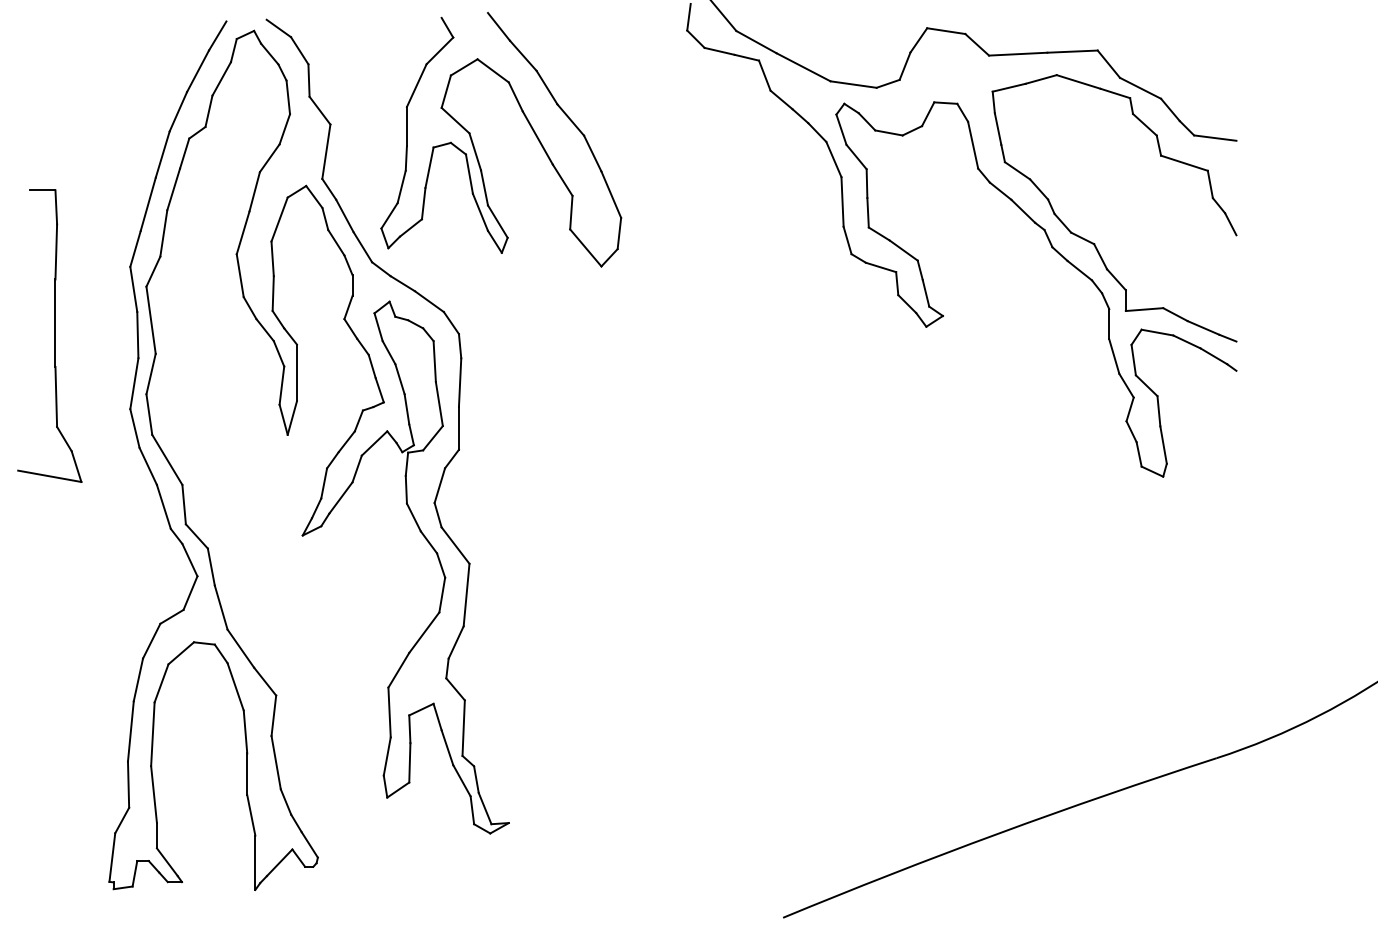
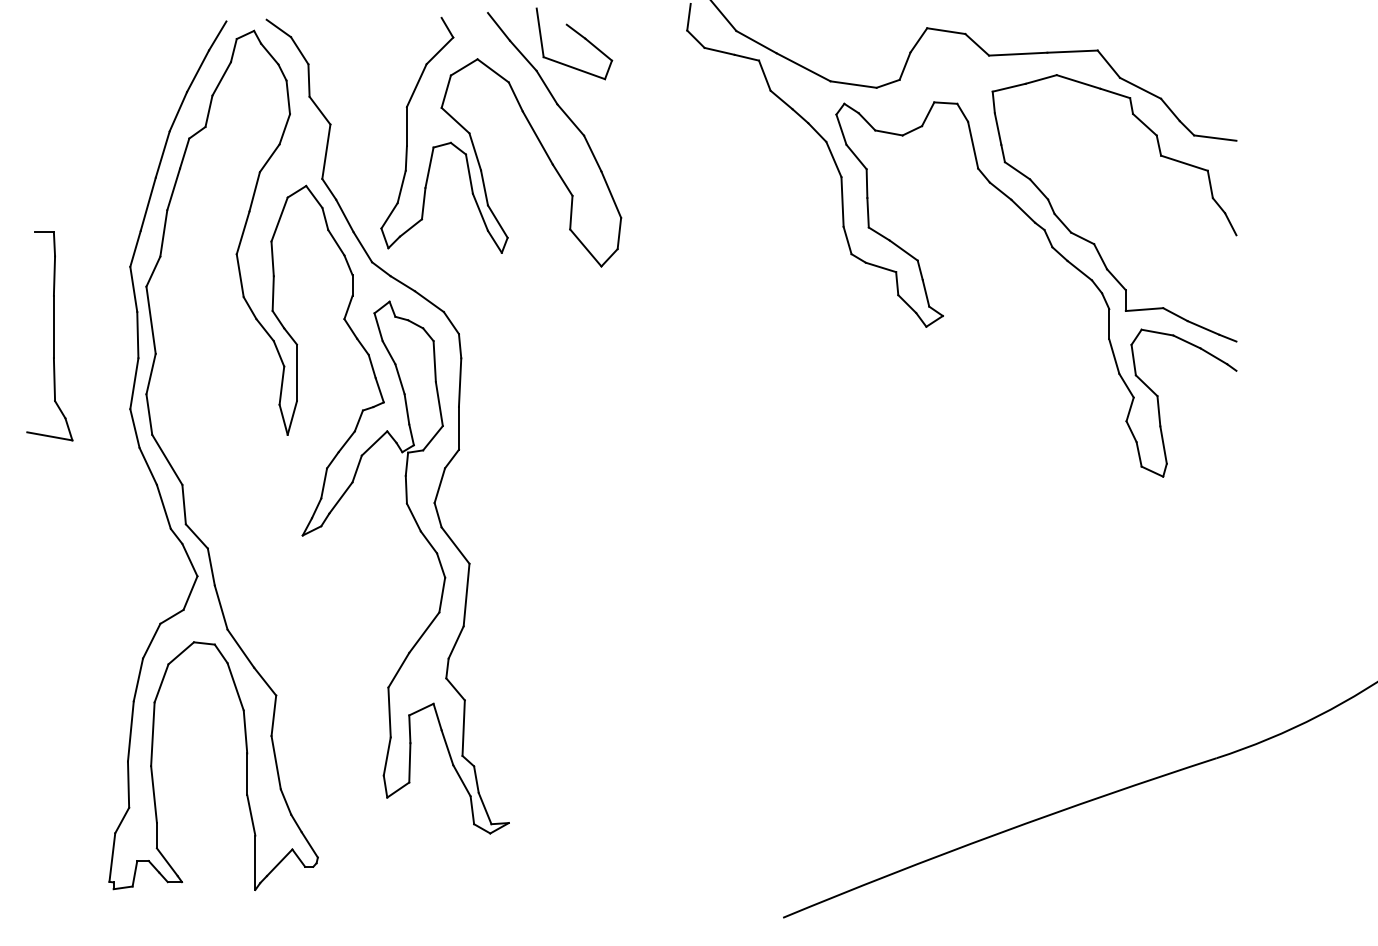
part: none -> present (580, 36)
part size: 66x294 px -> 48x211 px (49, 336)
